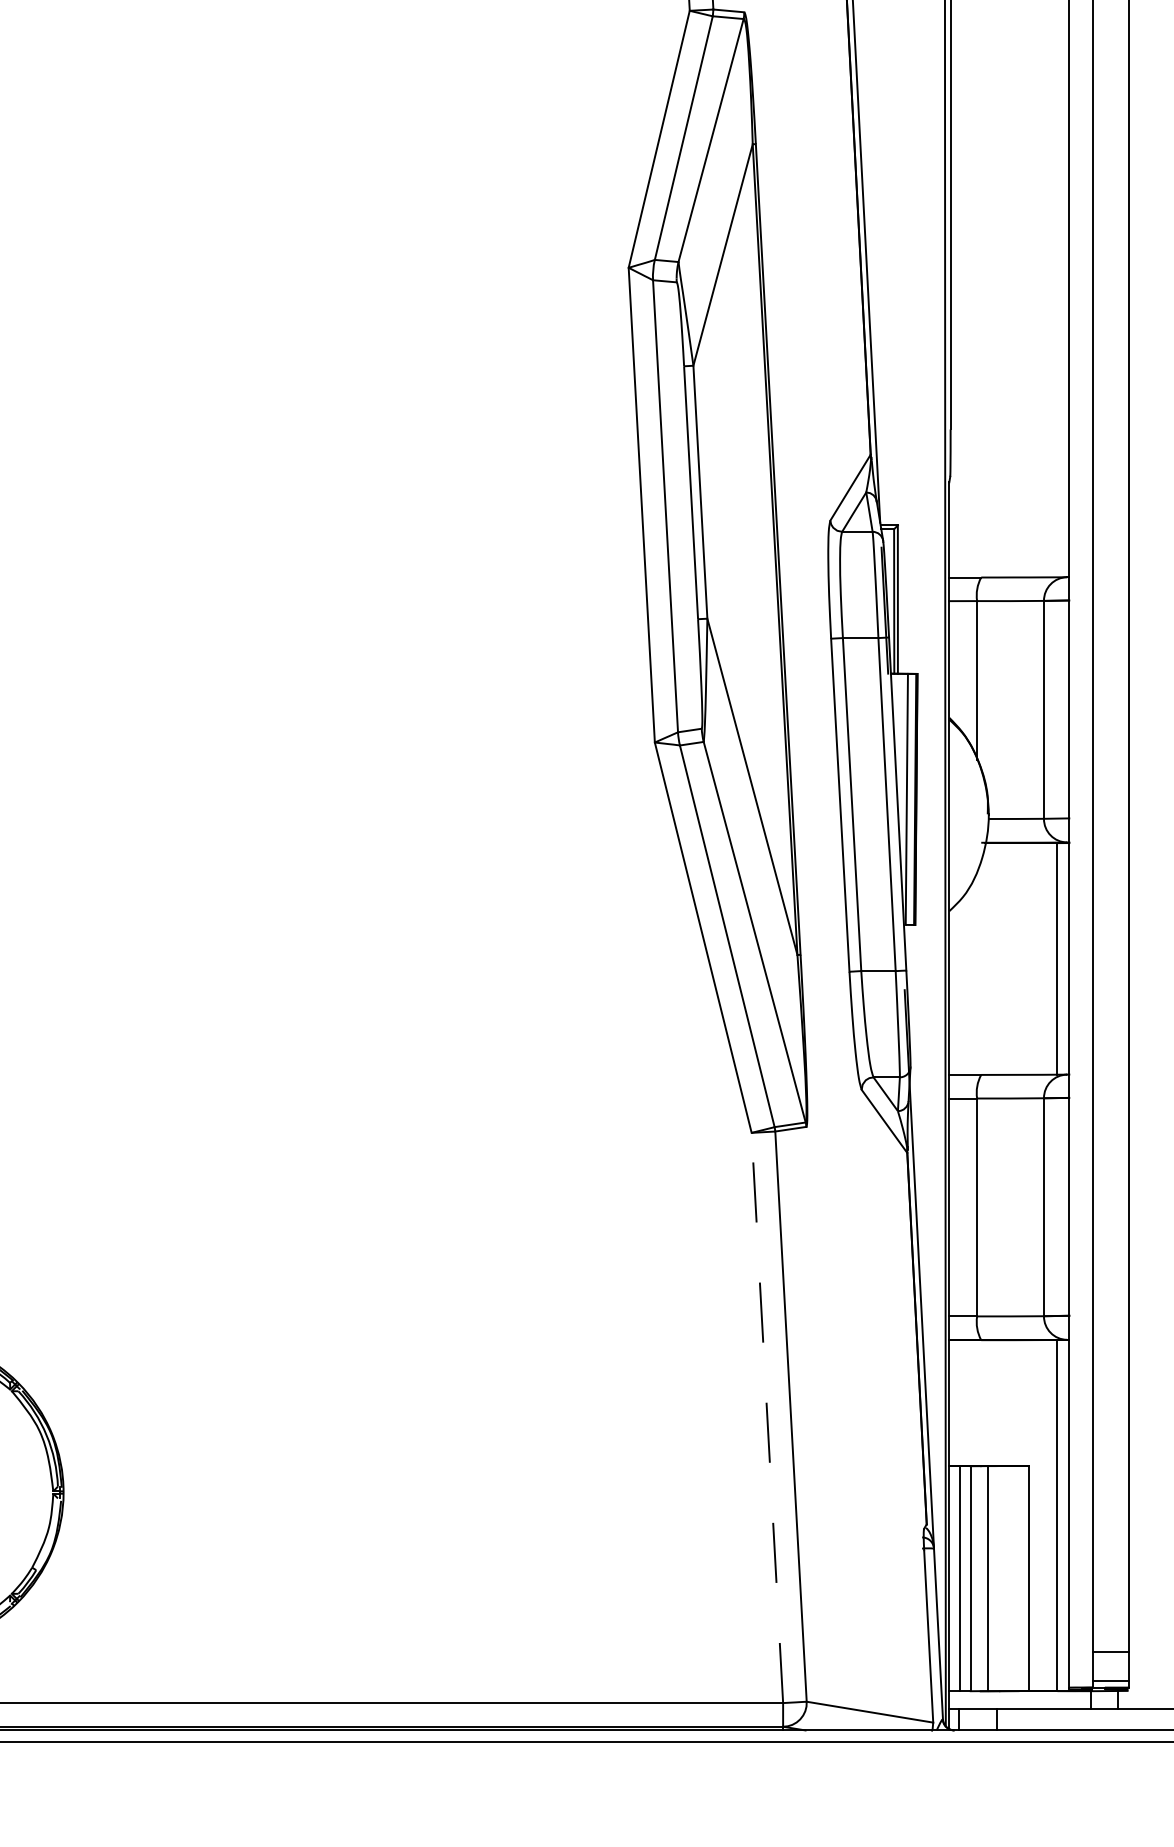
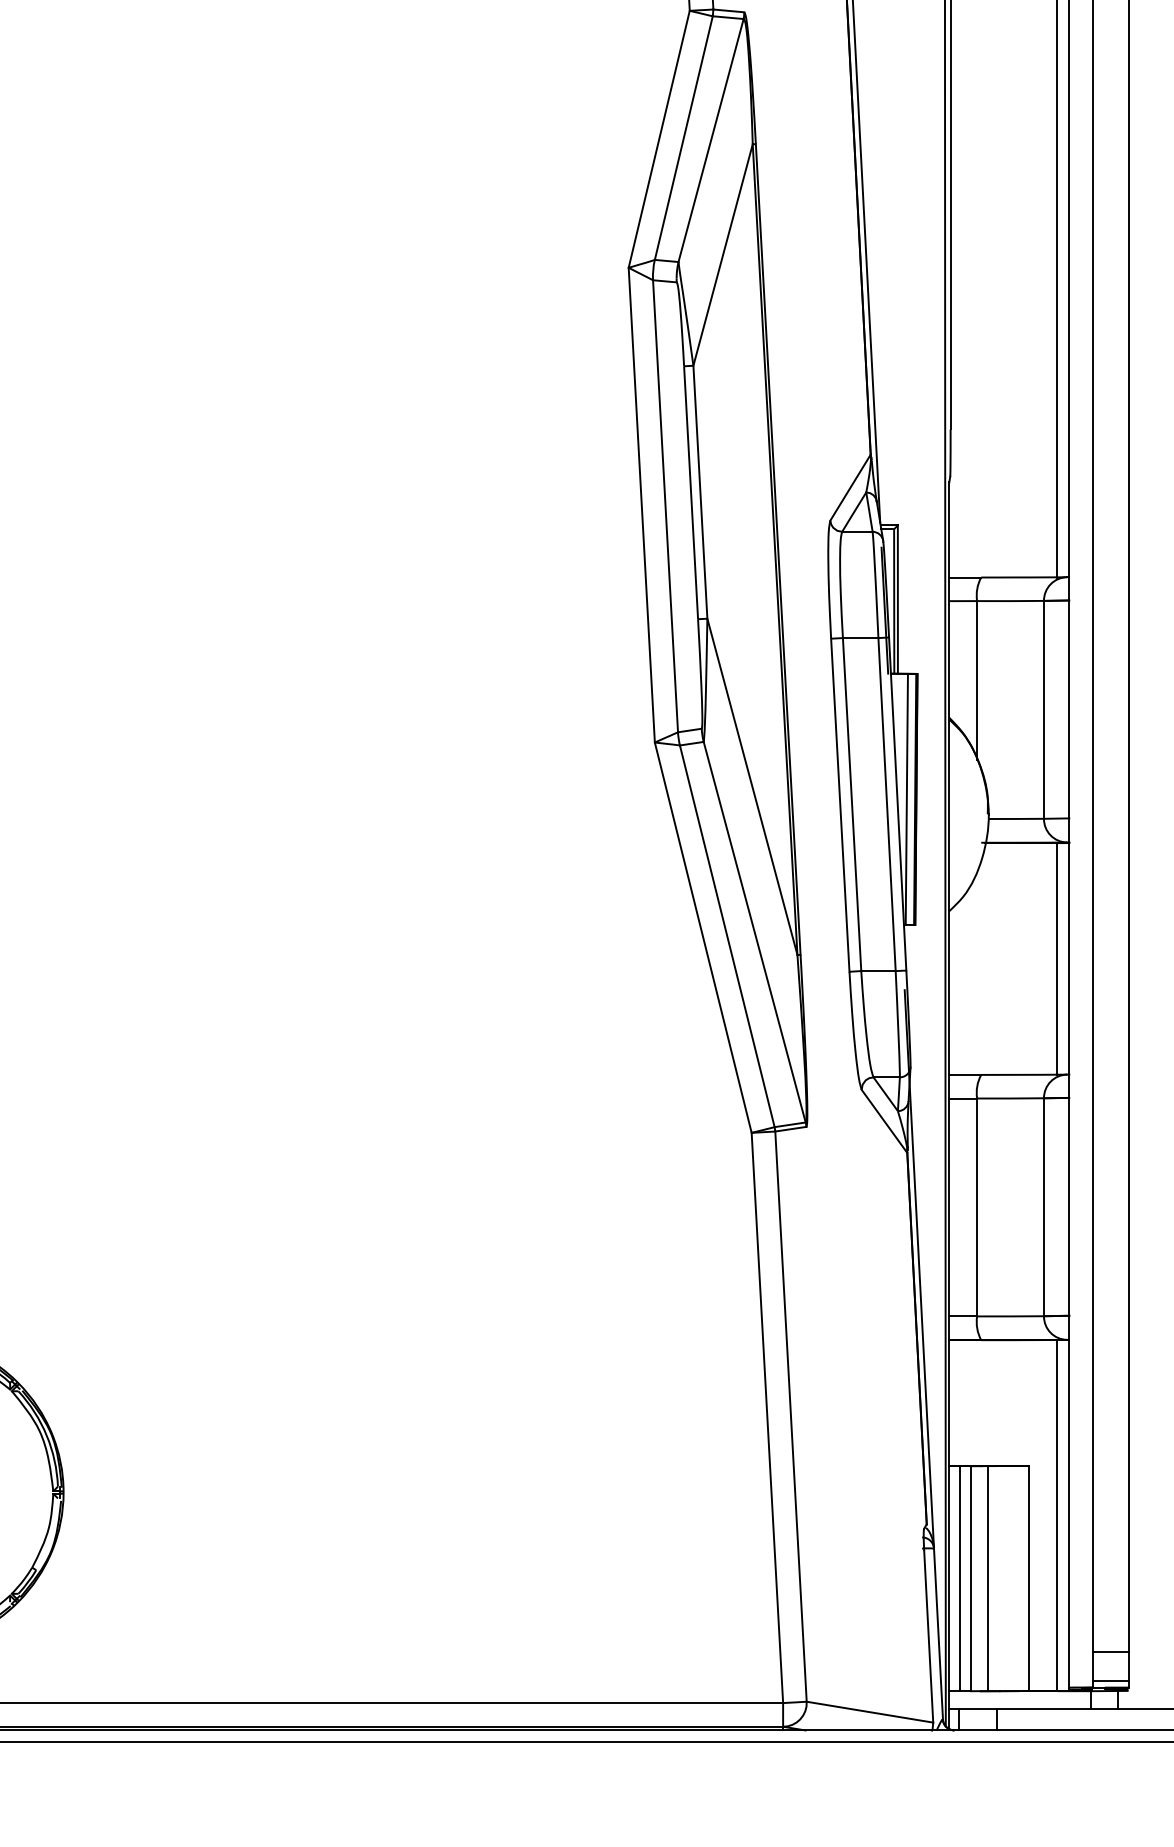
line: none -> present (1057, 289)
line: dashed -> solid (767, 1417)
